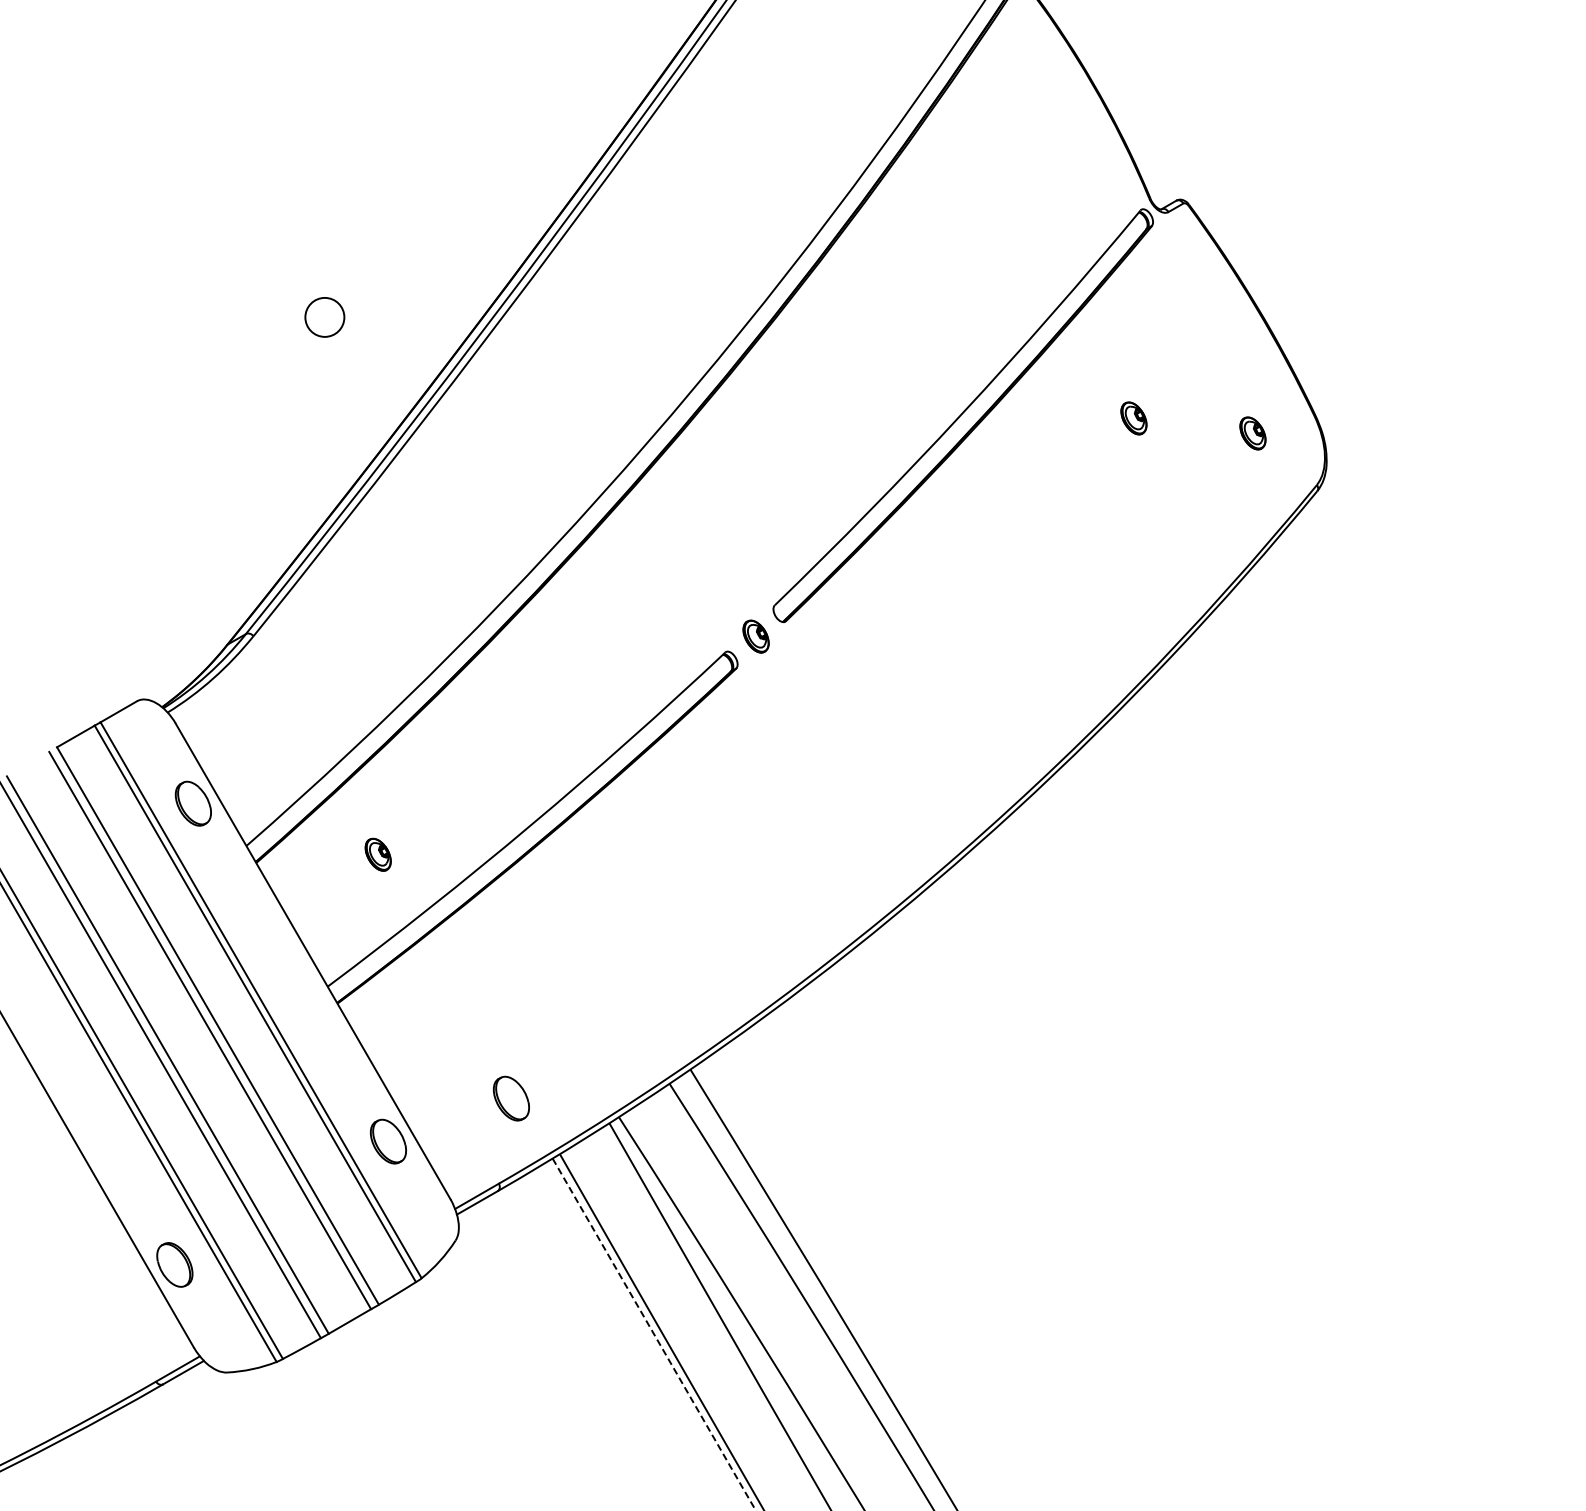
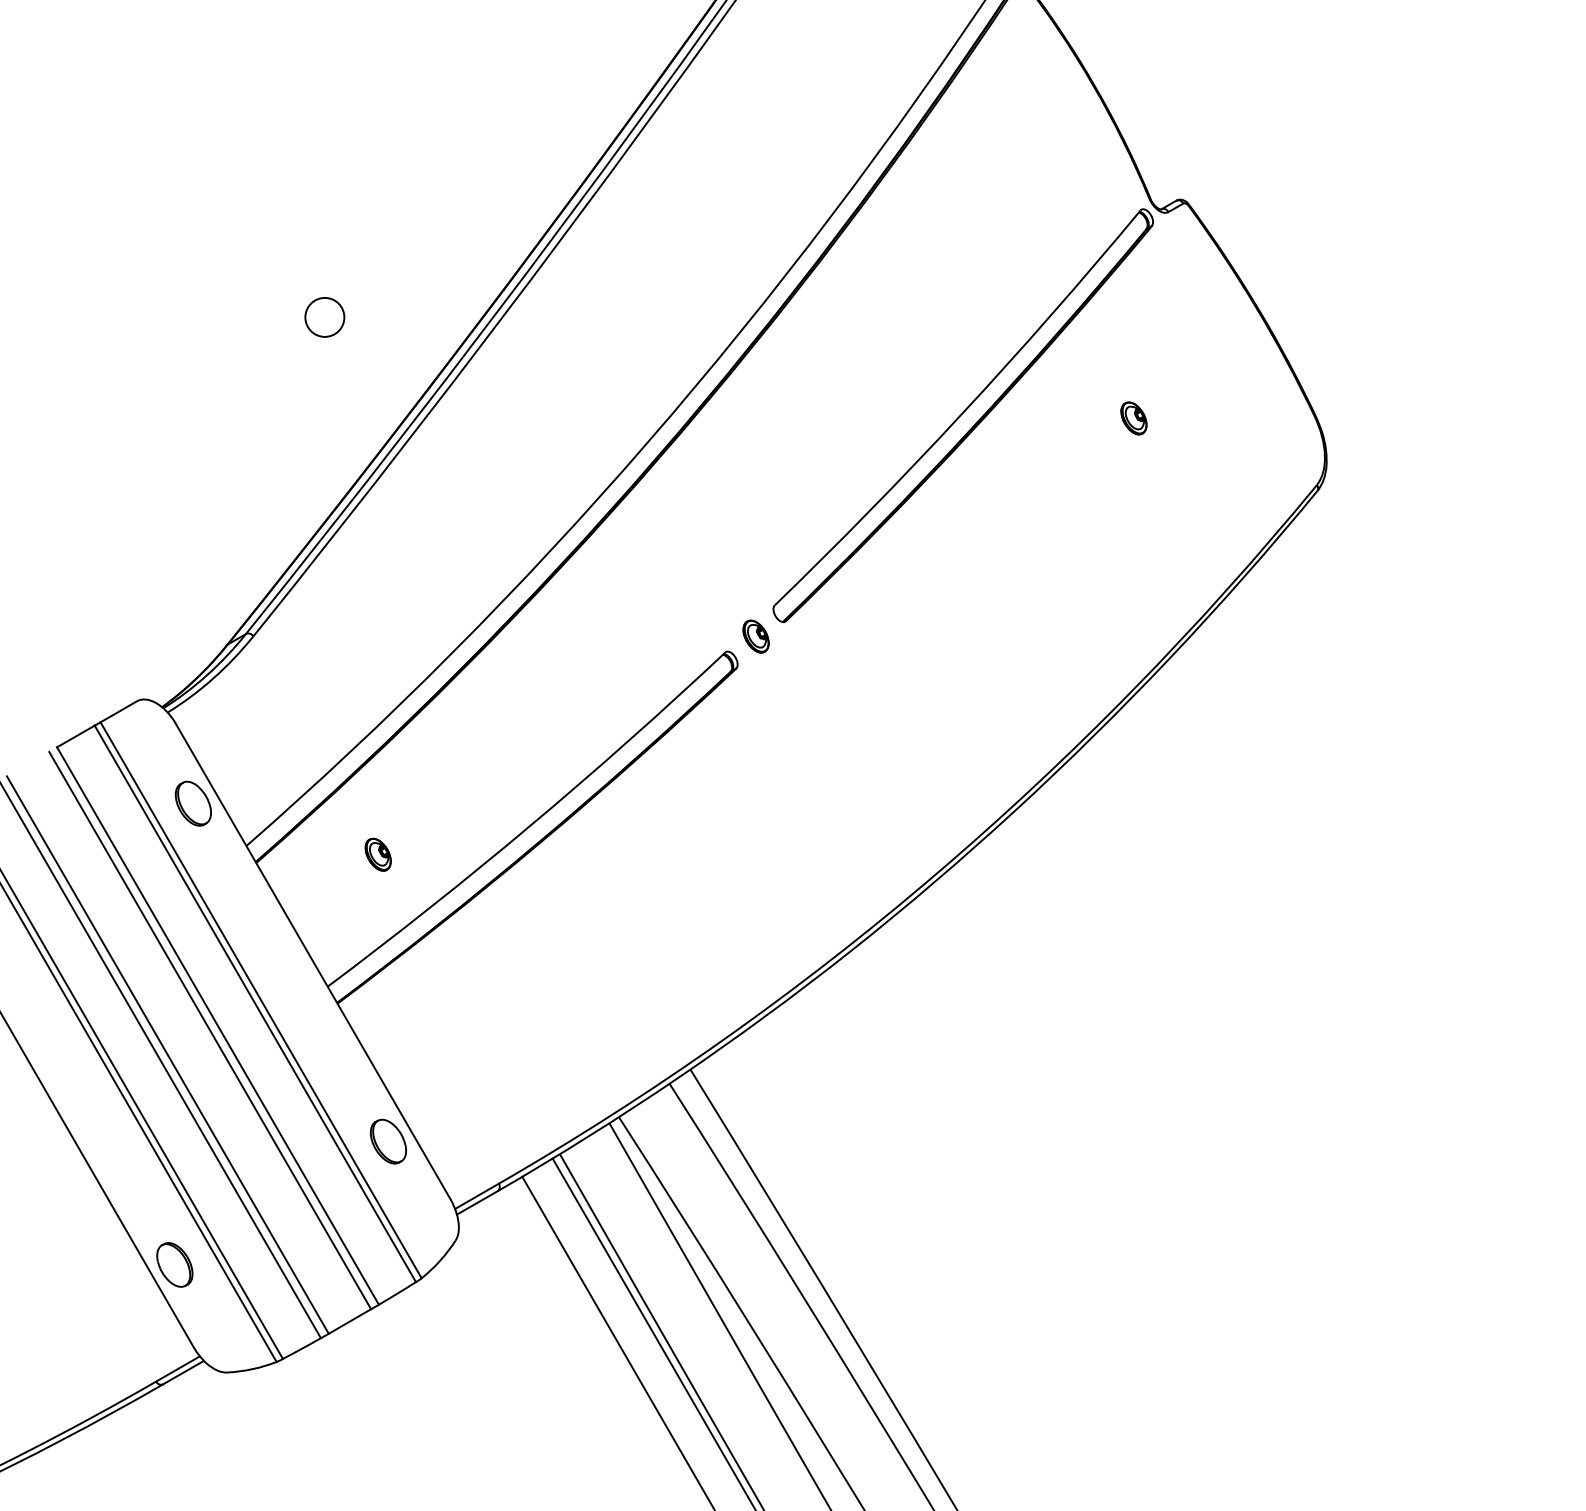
part: present -> none (1252, 433)
part: present -> none (511, 1098)
line: dashed -> solid (654, 1334)
line: none -> present (617, 1341)
